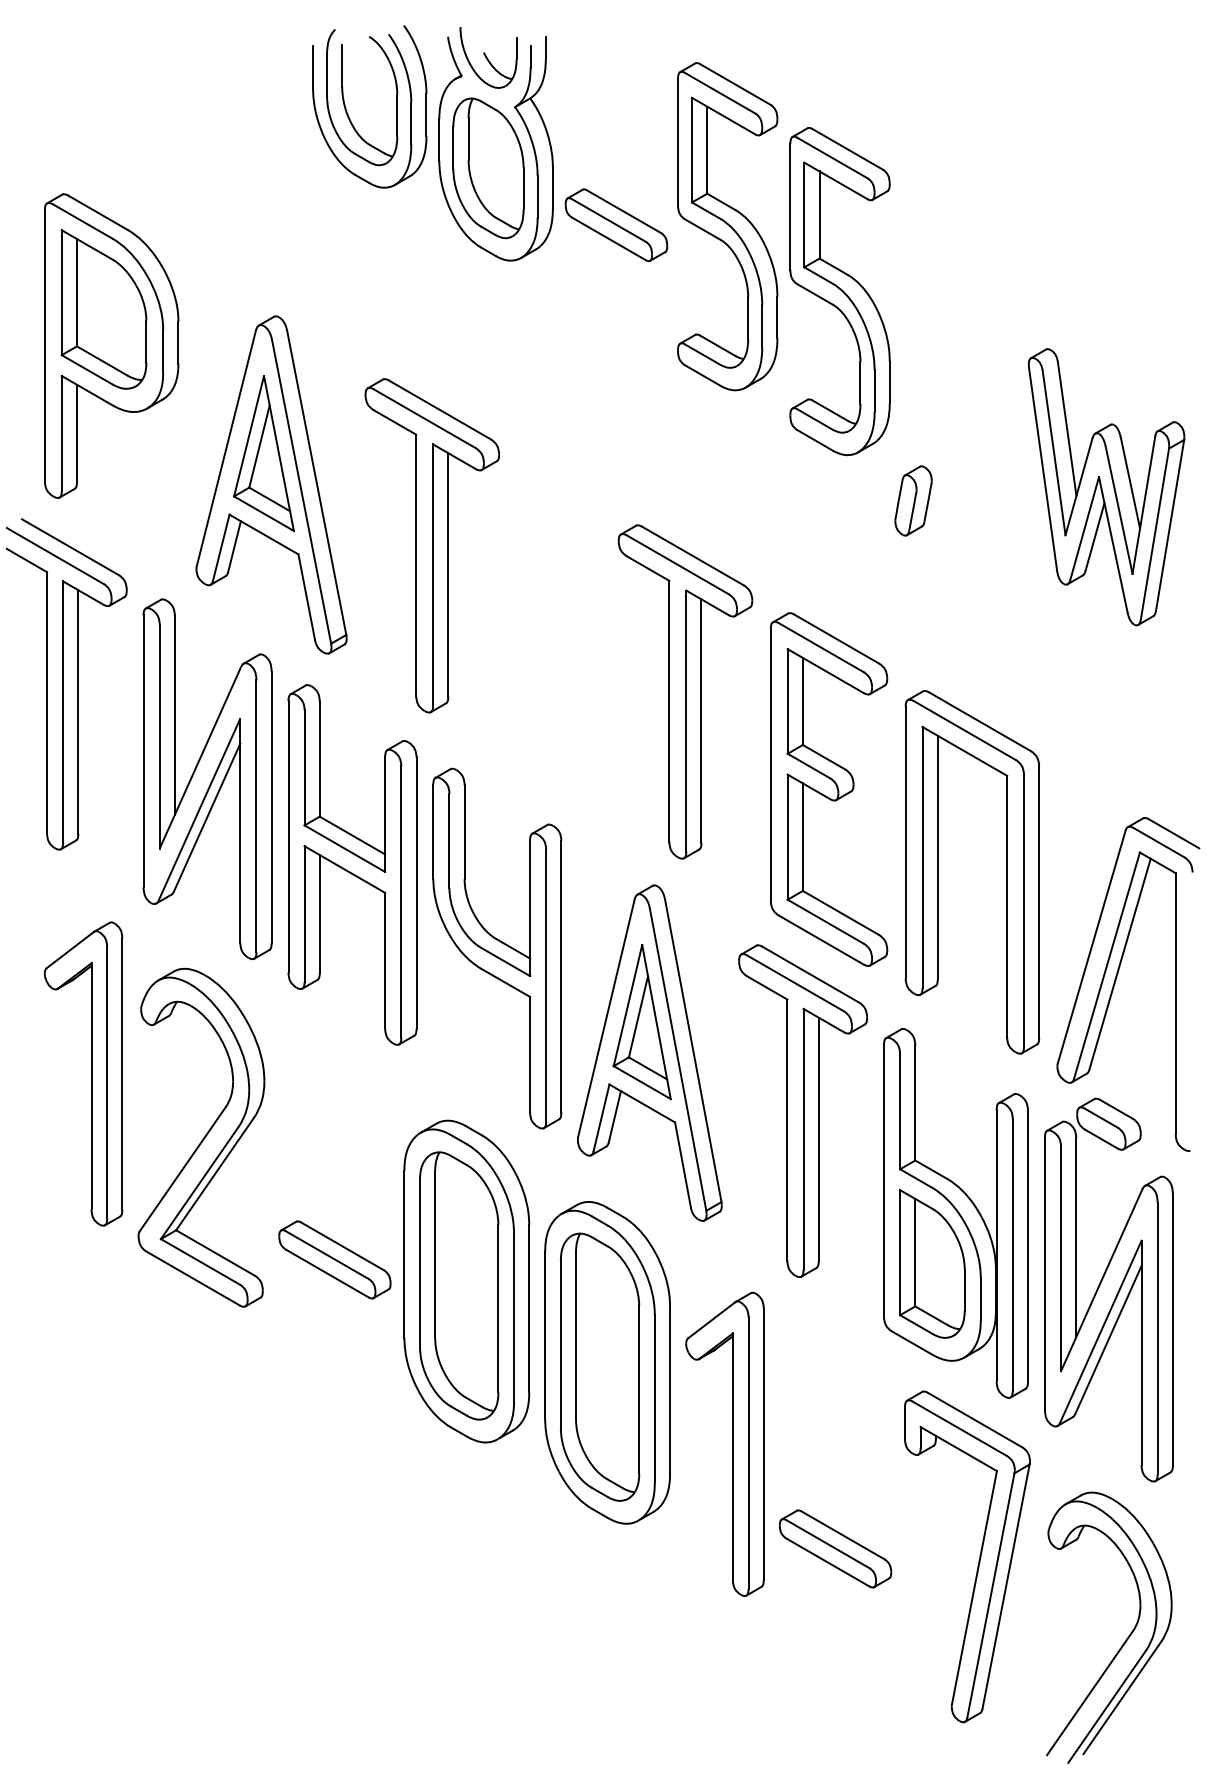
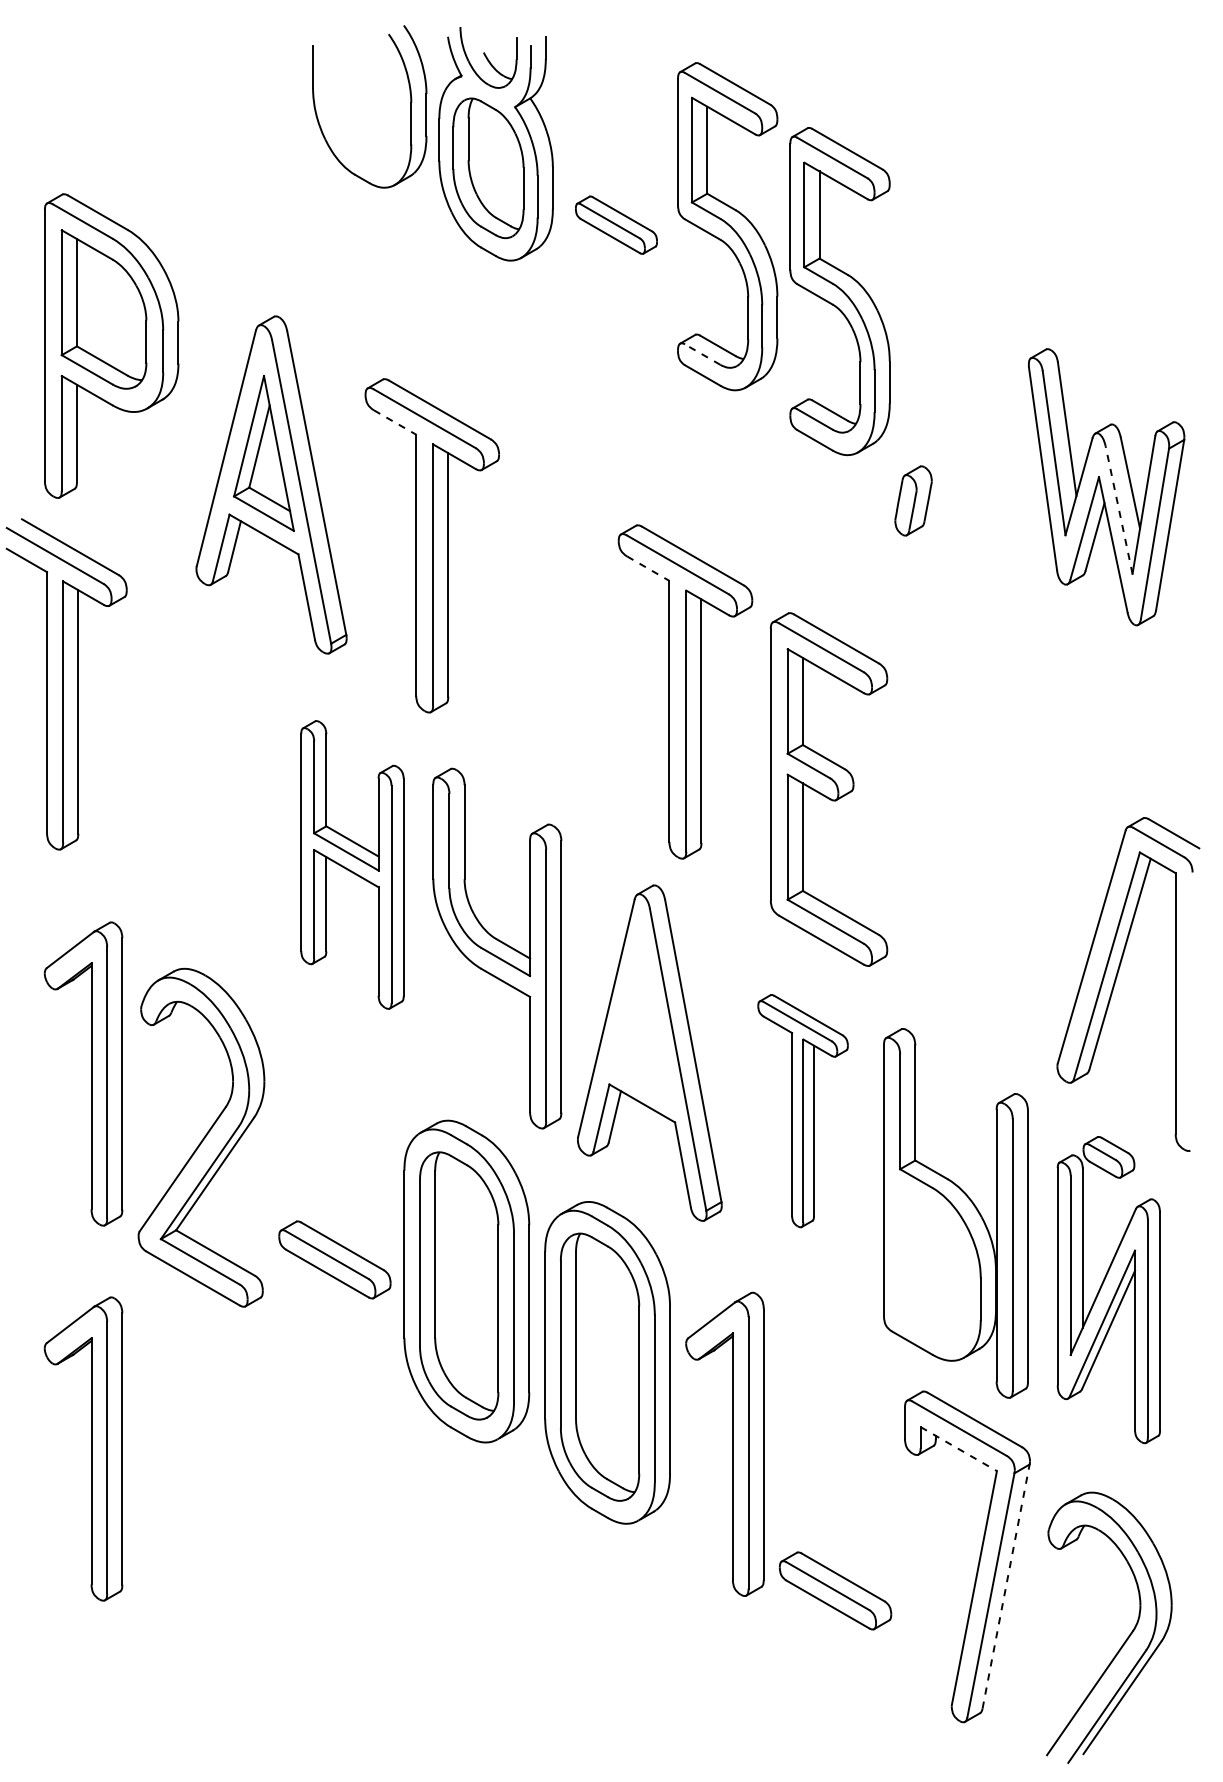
part: present -> none (344, 98)
part size: 105x74 px -> 83x60 px (616, 224)
line: solid -> dashed (702, 354)
line: solid -> dashed (395, 422)
line: solid -> dashed (1118, 509)
line: solid -> dashed (648, 568)
part: present -> none (207, 779)
part size: 131x362 px -> 105x290 px (352, 864)
part: present -> none (938, 872)
part: present -> none (641, 1022)
part size: 130x334 px -> 92x235 px (802, 1111)
part: present -> none (932, 1263)
part size: 130x386 px -> 105x309 px (1108, 1290)
part: none -> present (91, 1448)
line: solid -> dashed (959, 1449)
part position: (835, 1548) -> (835, 1590) (835, 1590)
line: solid -> dashed (1006, 1586)
